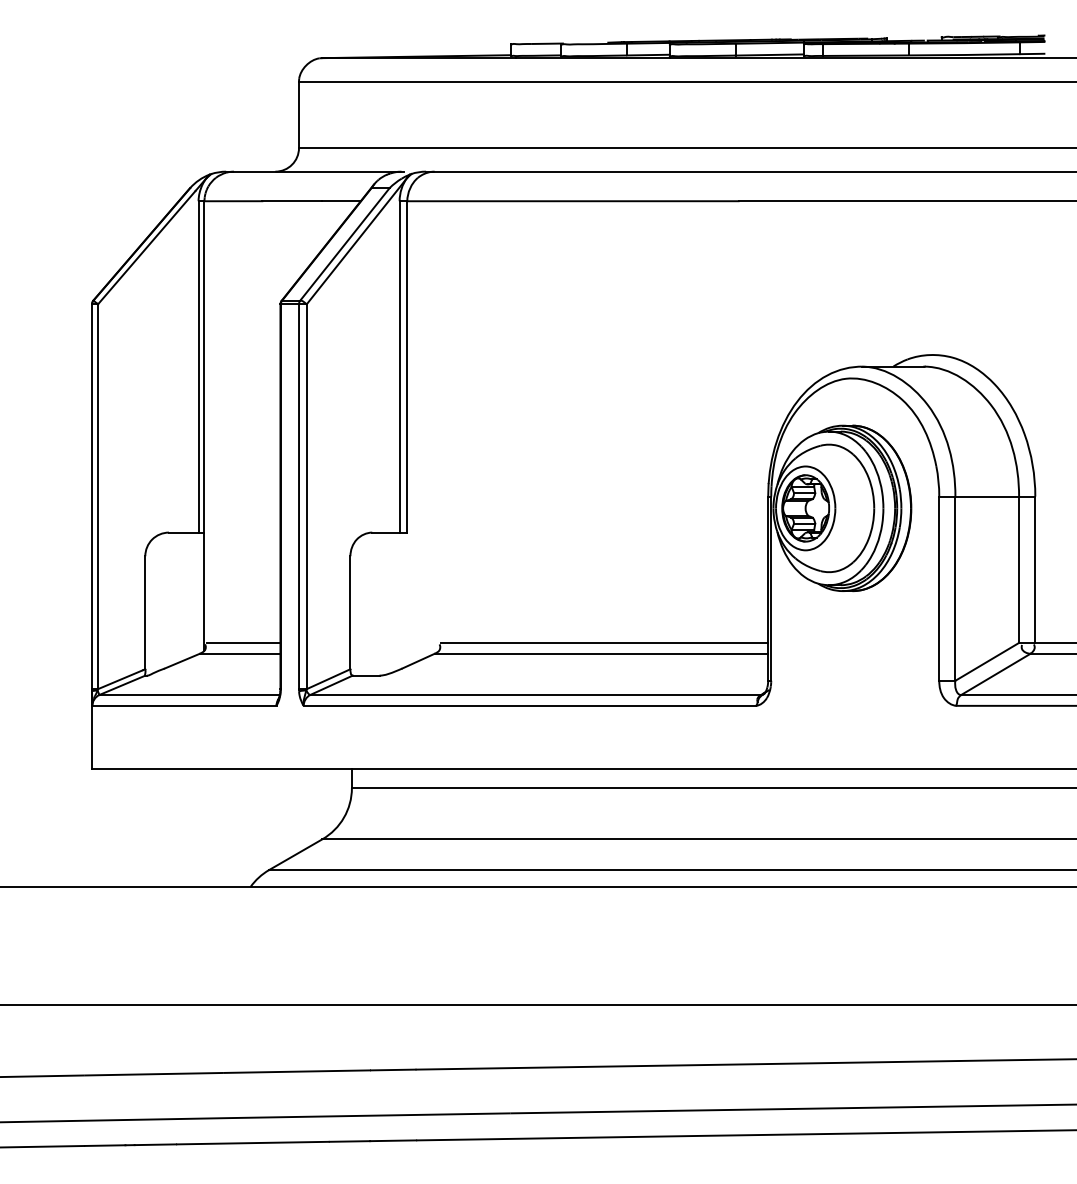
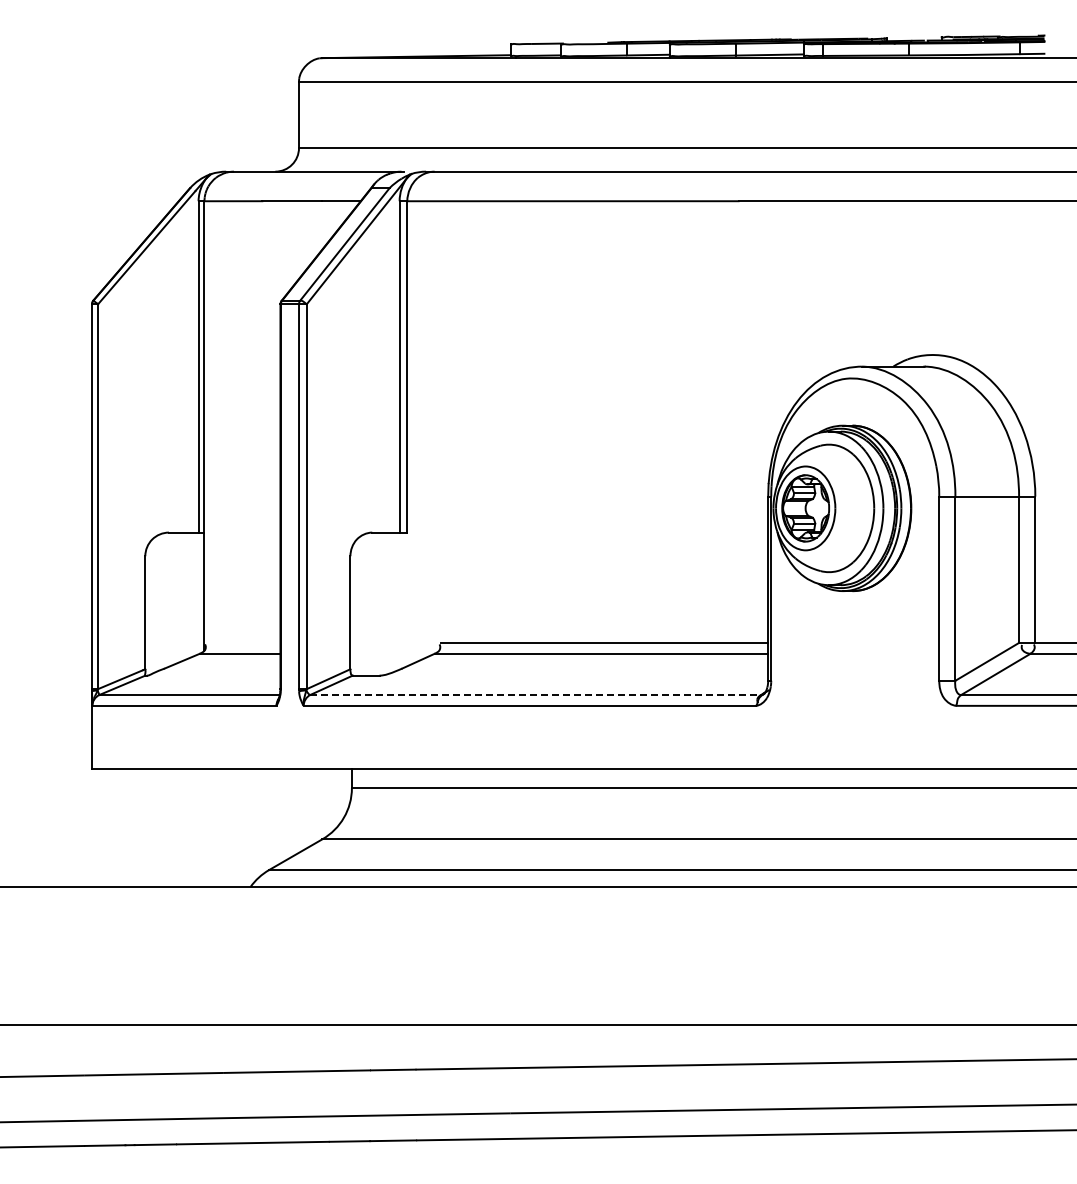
line: present -> none (243, 642)
line: solid -> dashed (536, 694)
line position: (537, 1005) -> (537, 1025) (537, 1025)
